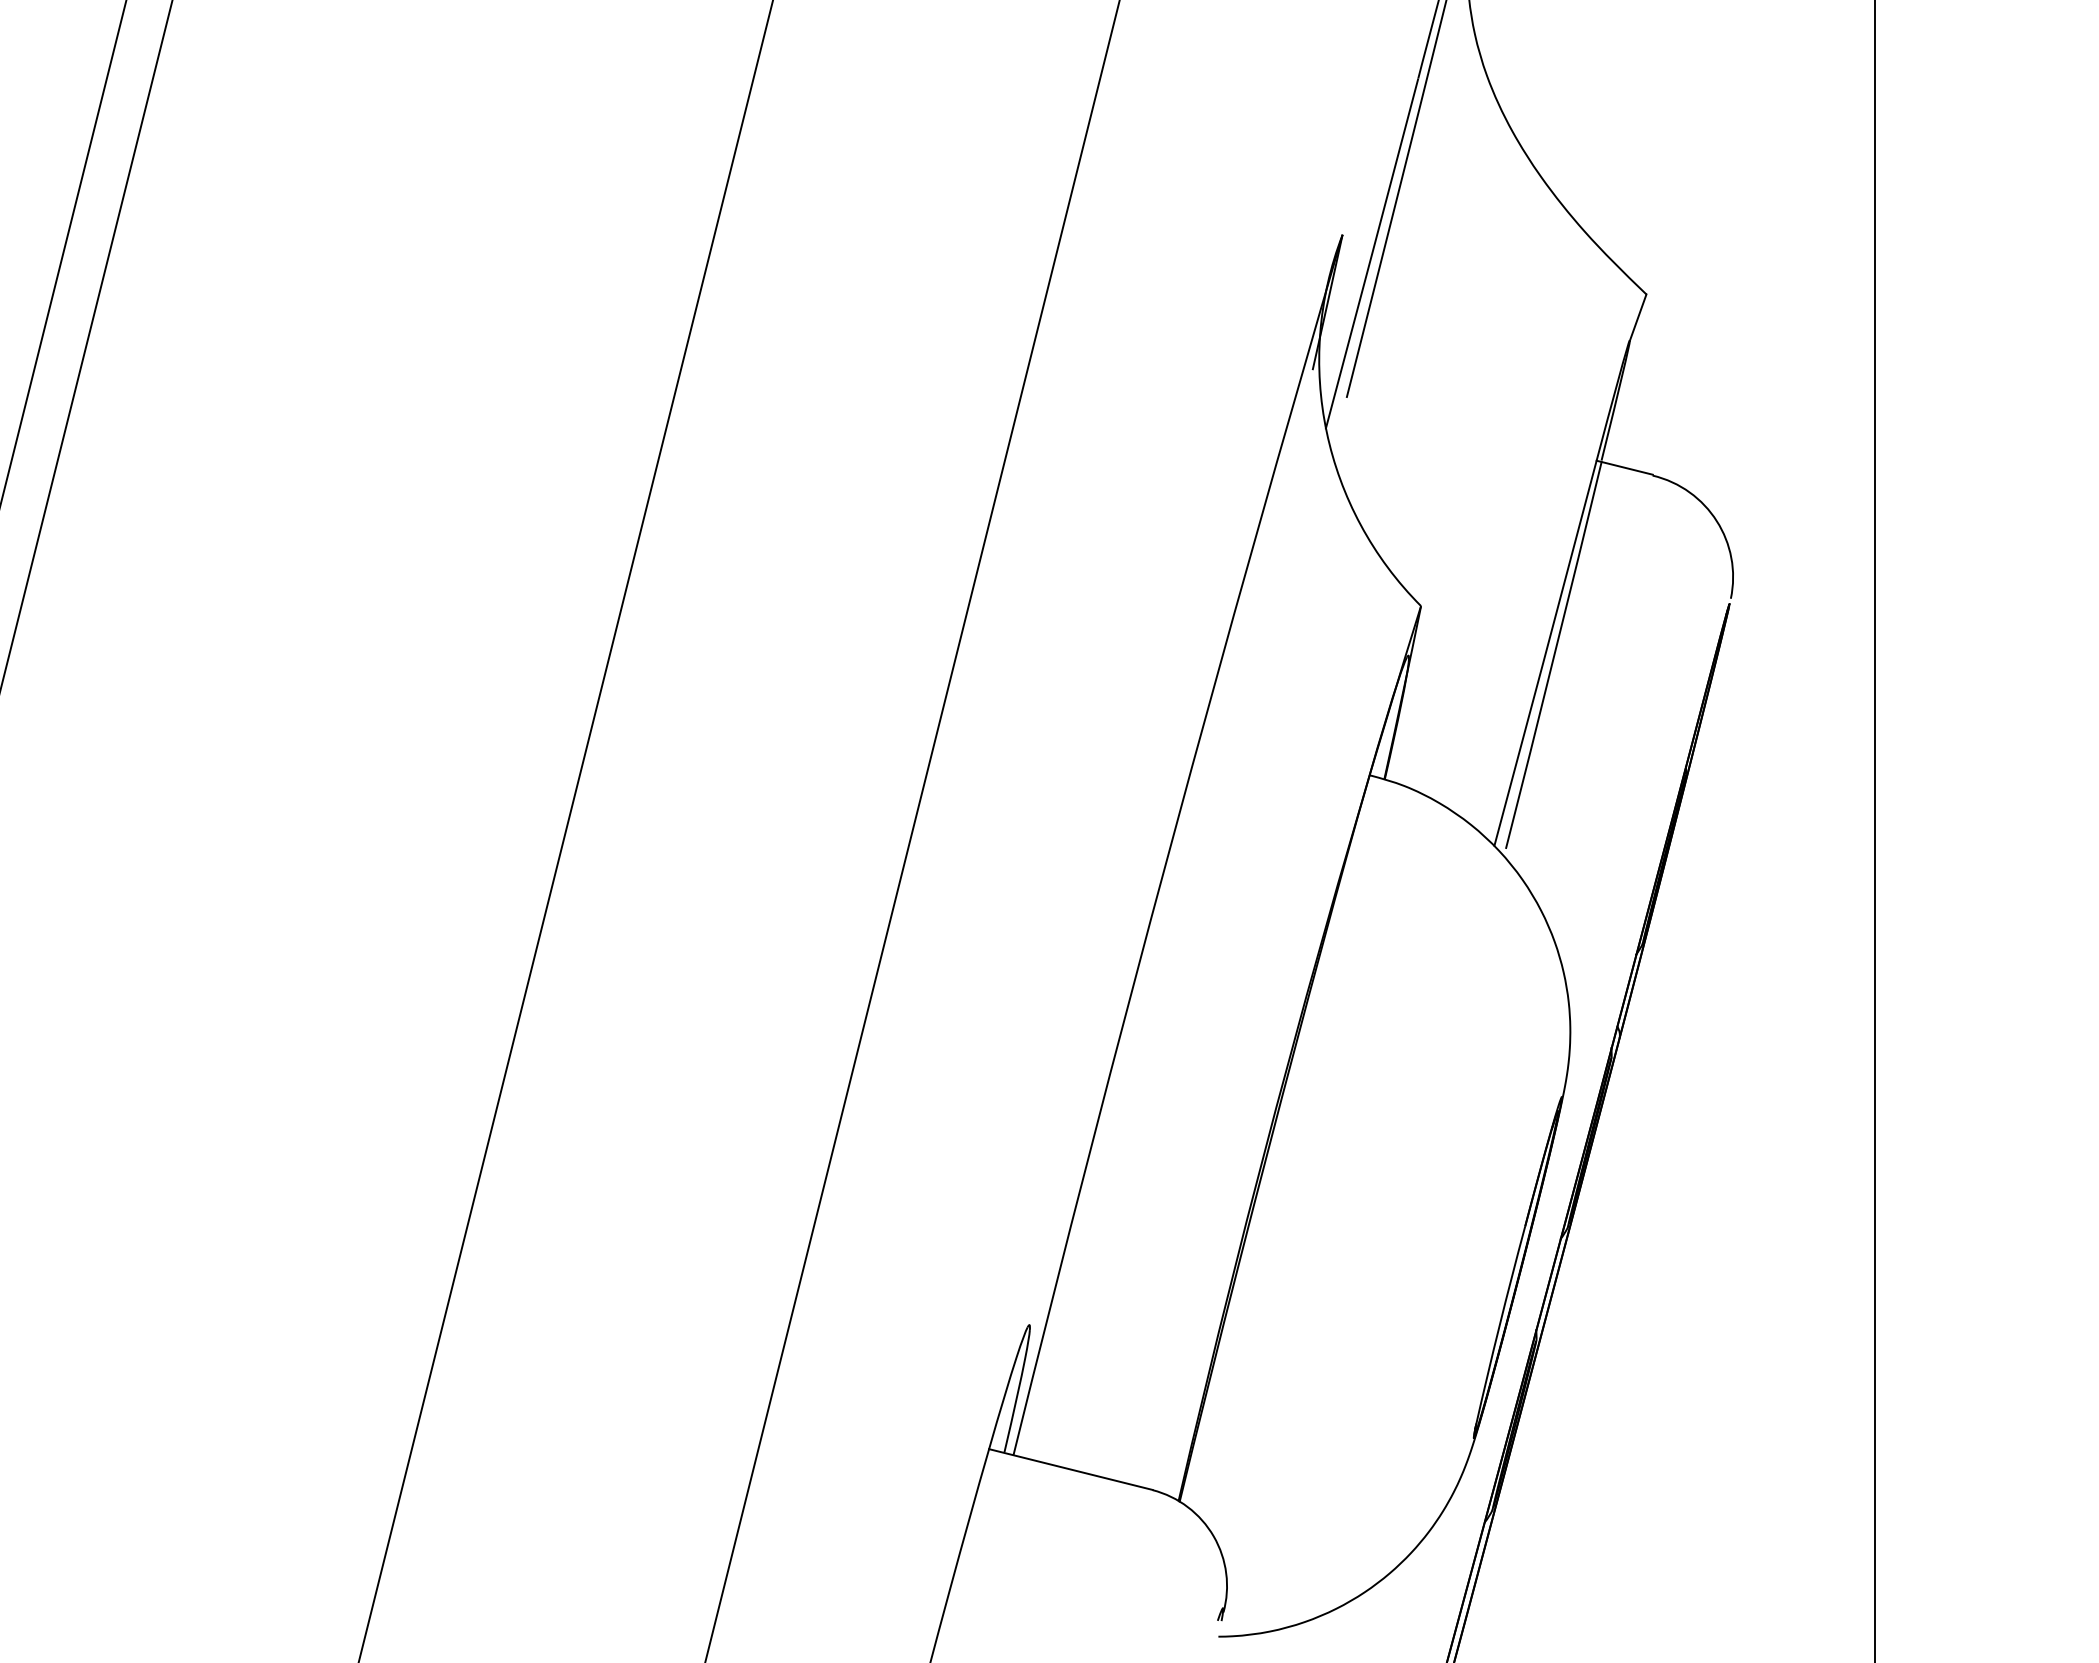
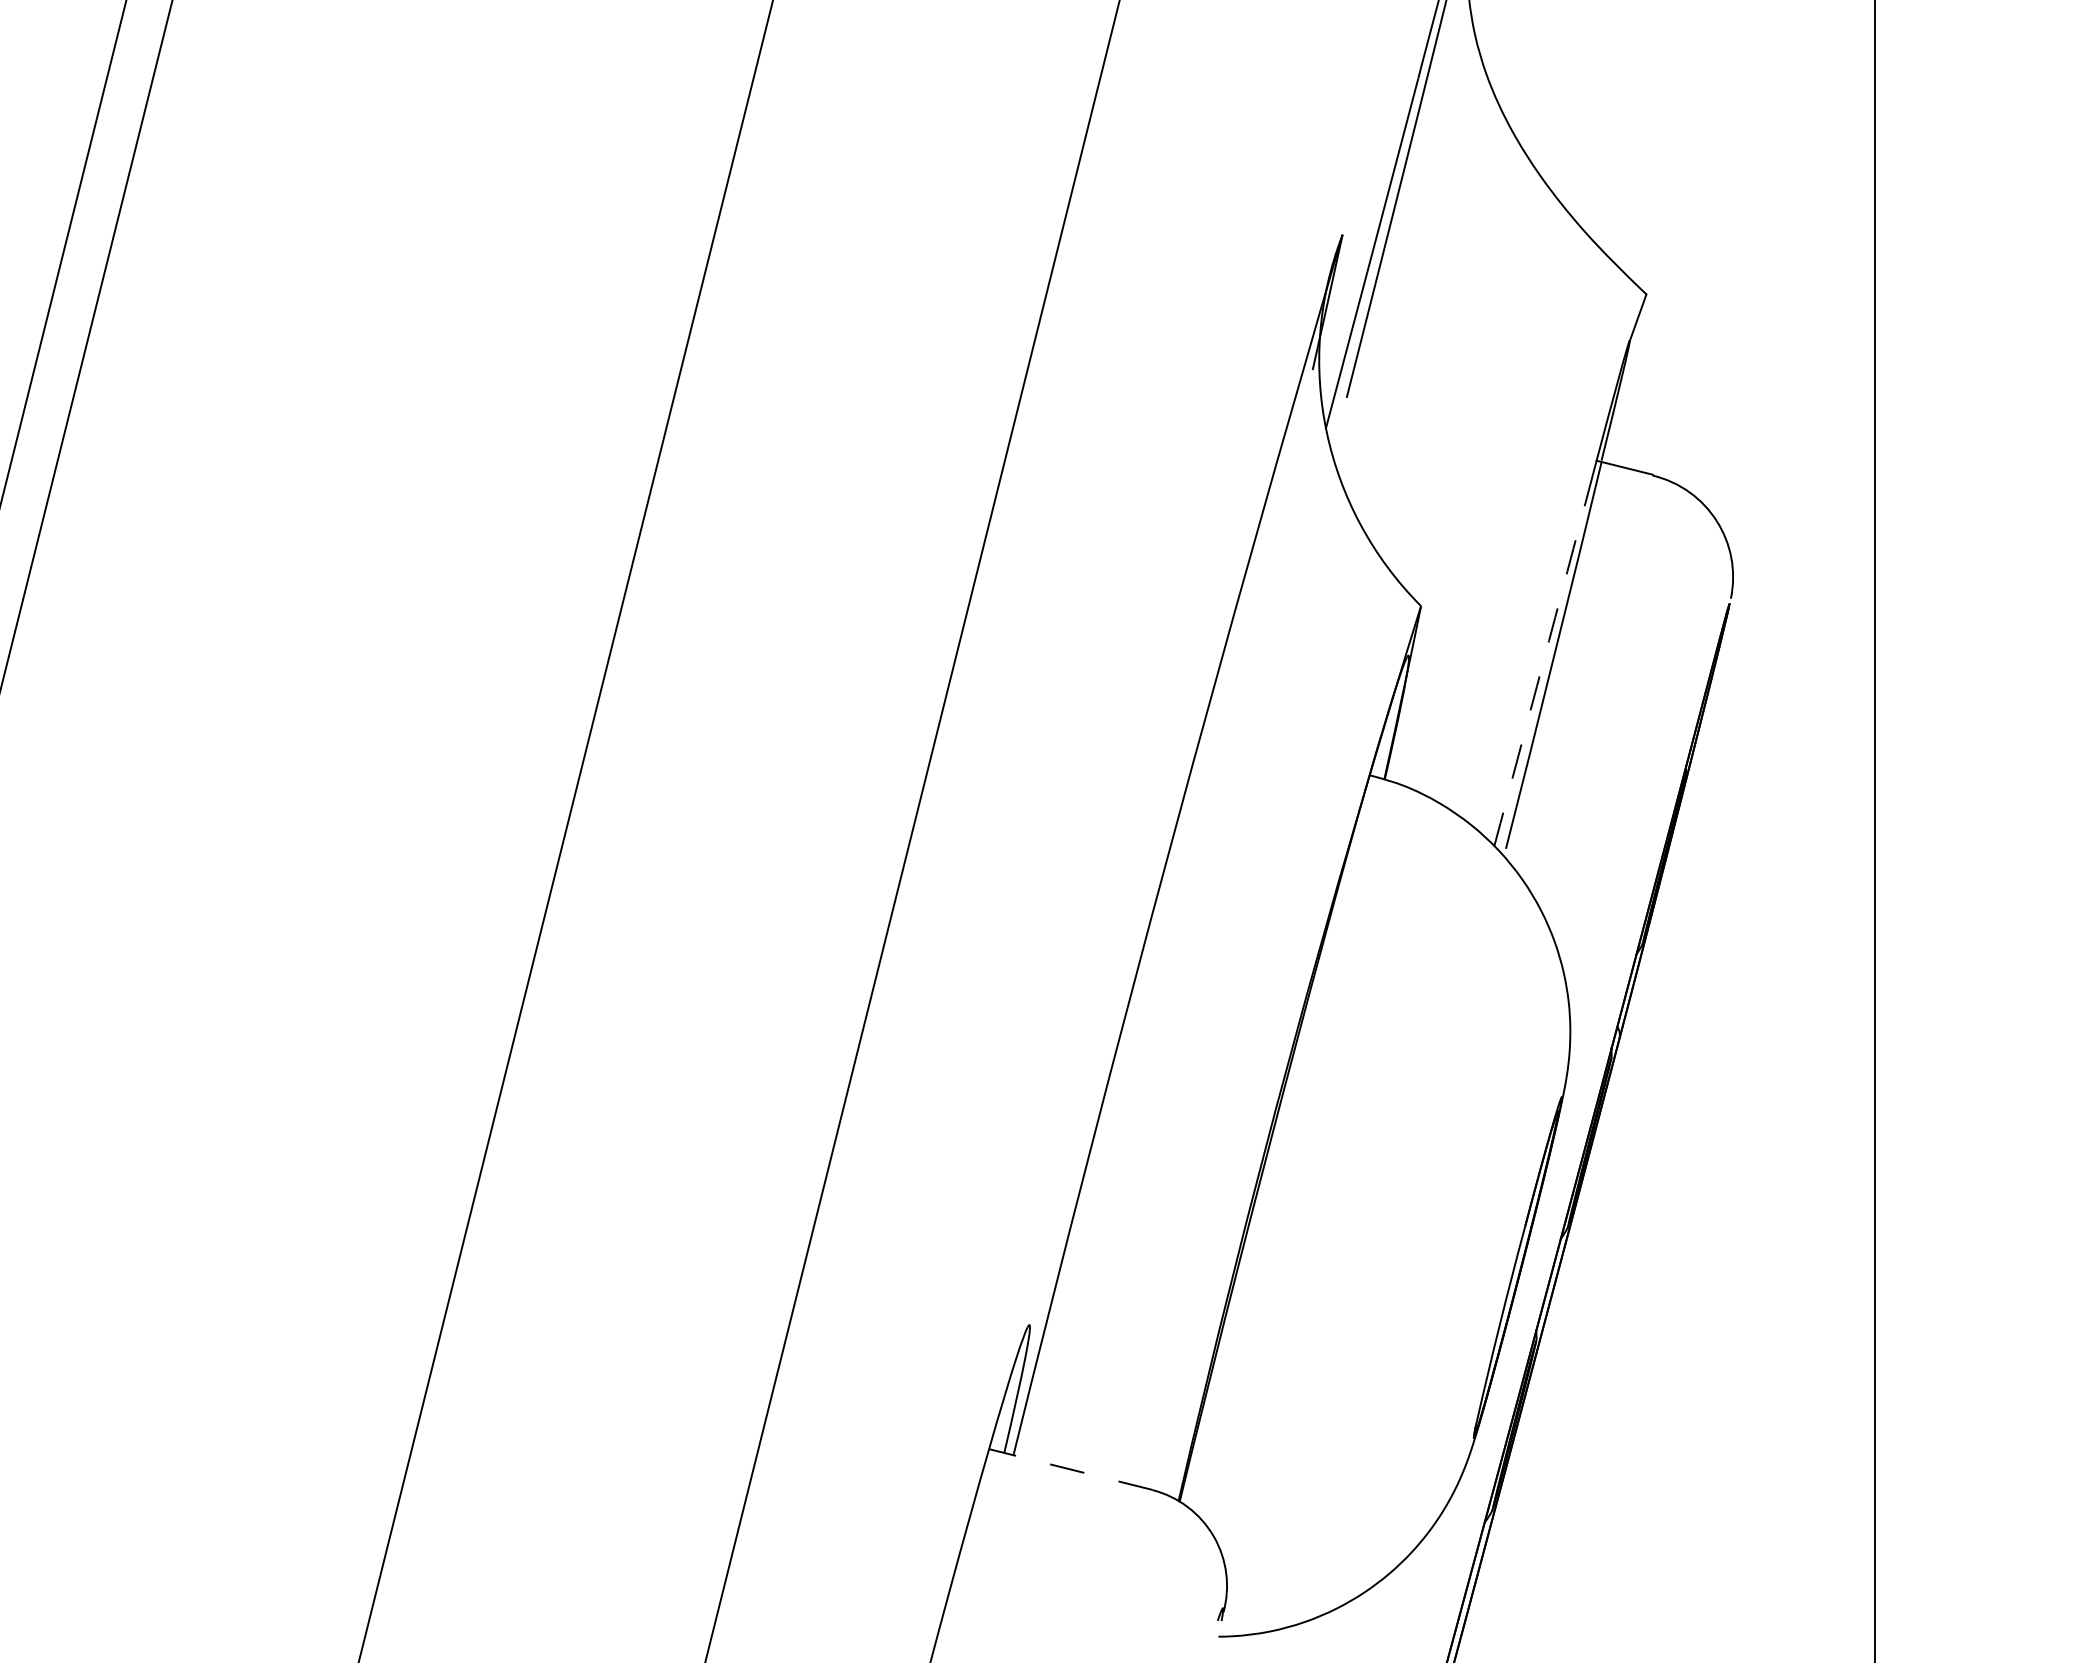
arc: solid -> dashed (1543, 663)
line: solid -> dashed (1070, 1469)
